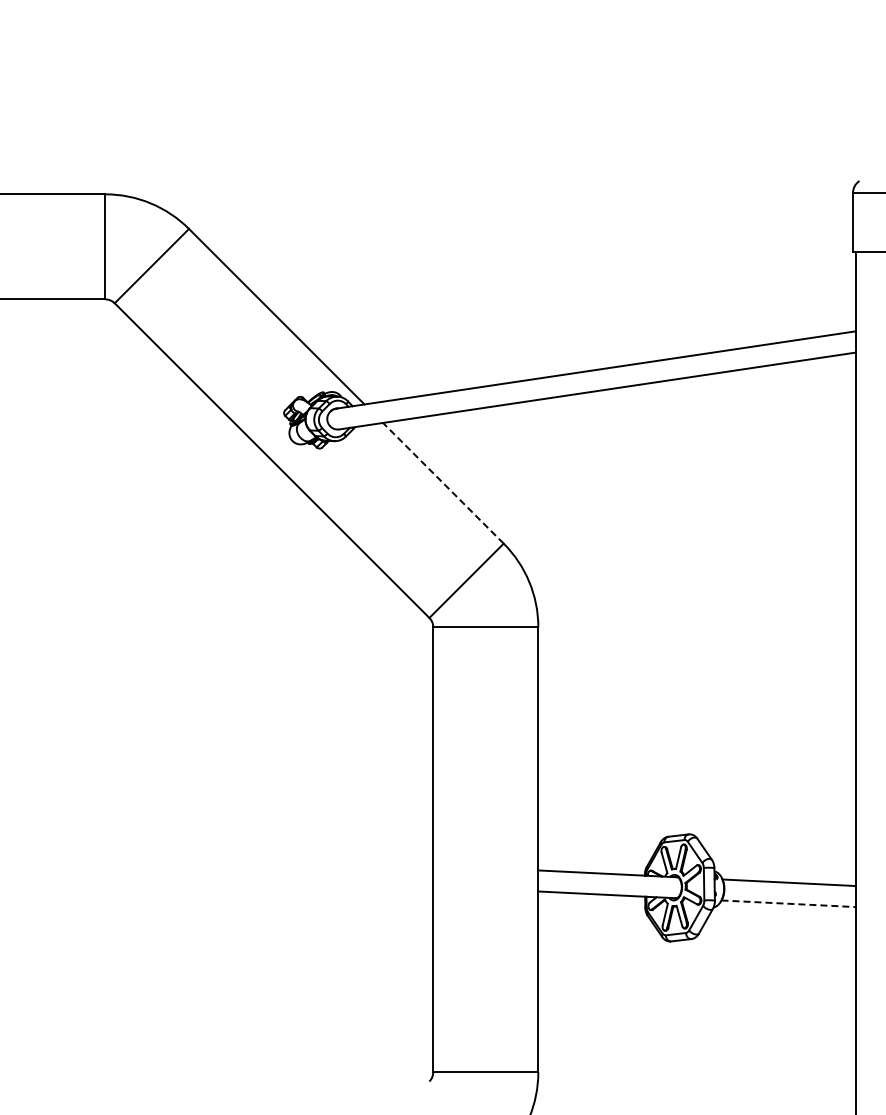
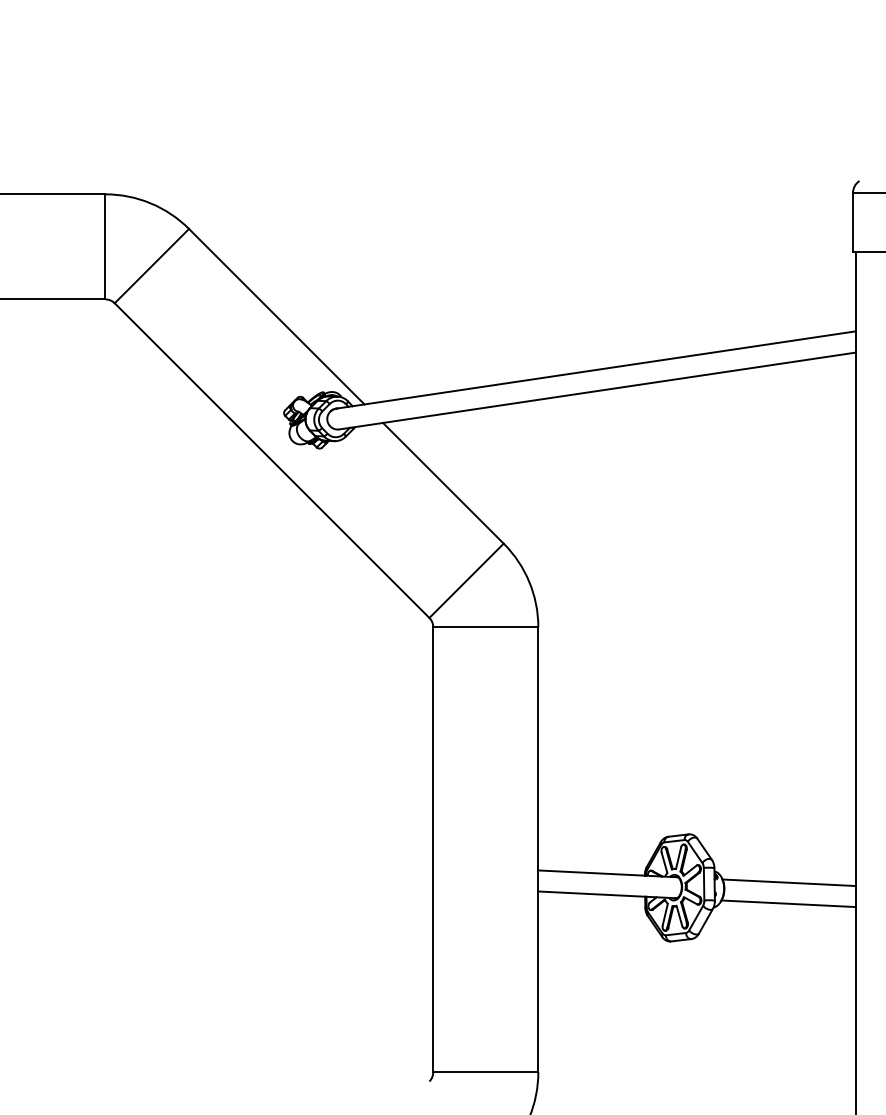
line: dashed -> solid (443, 482)
line: dashed -> solid (789, 903)
